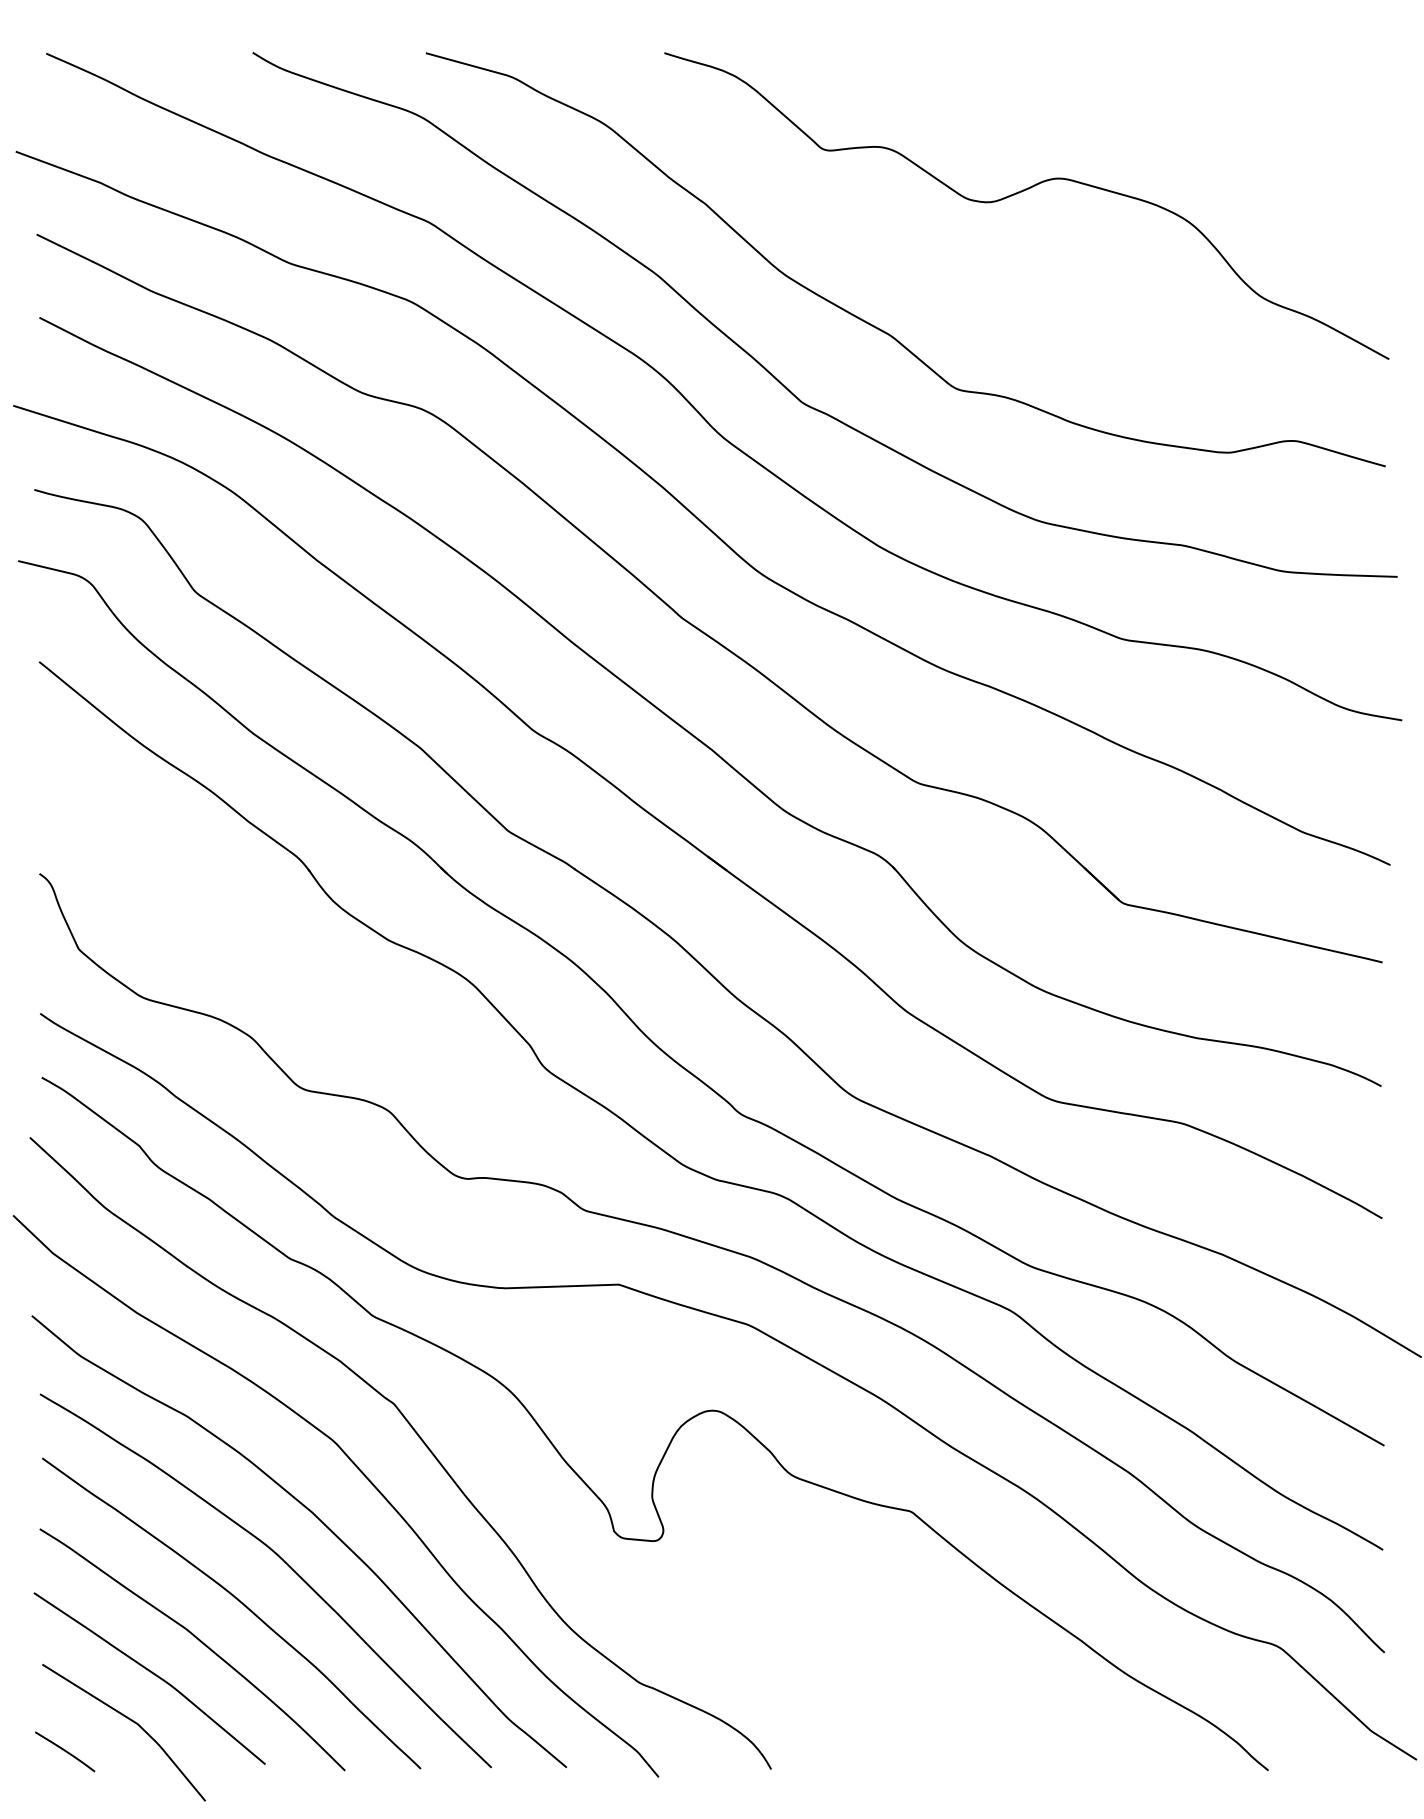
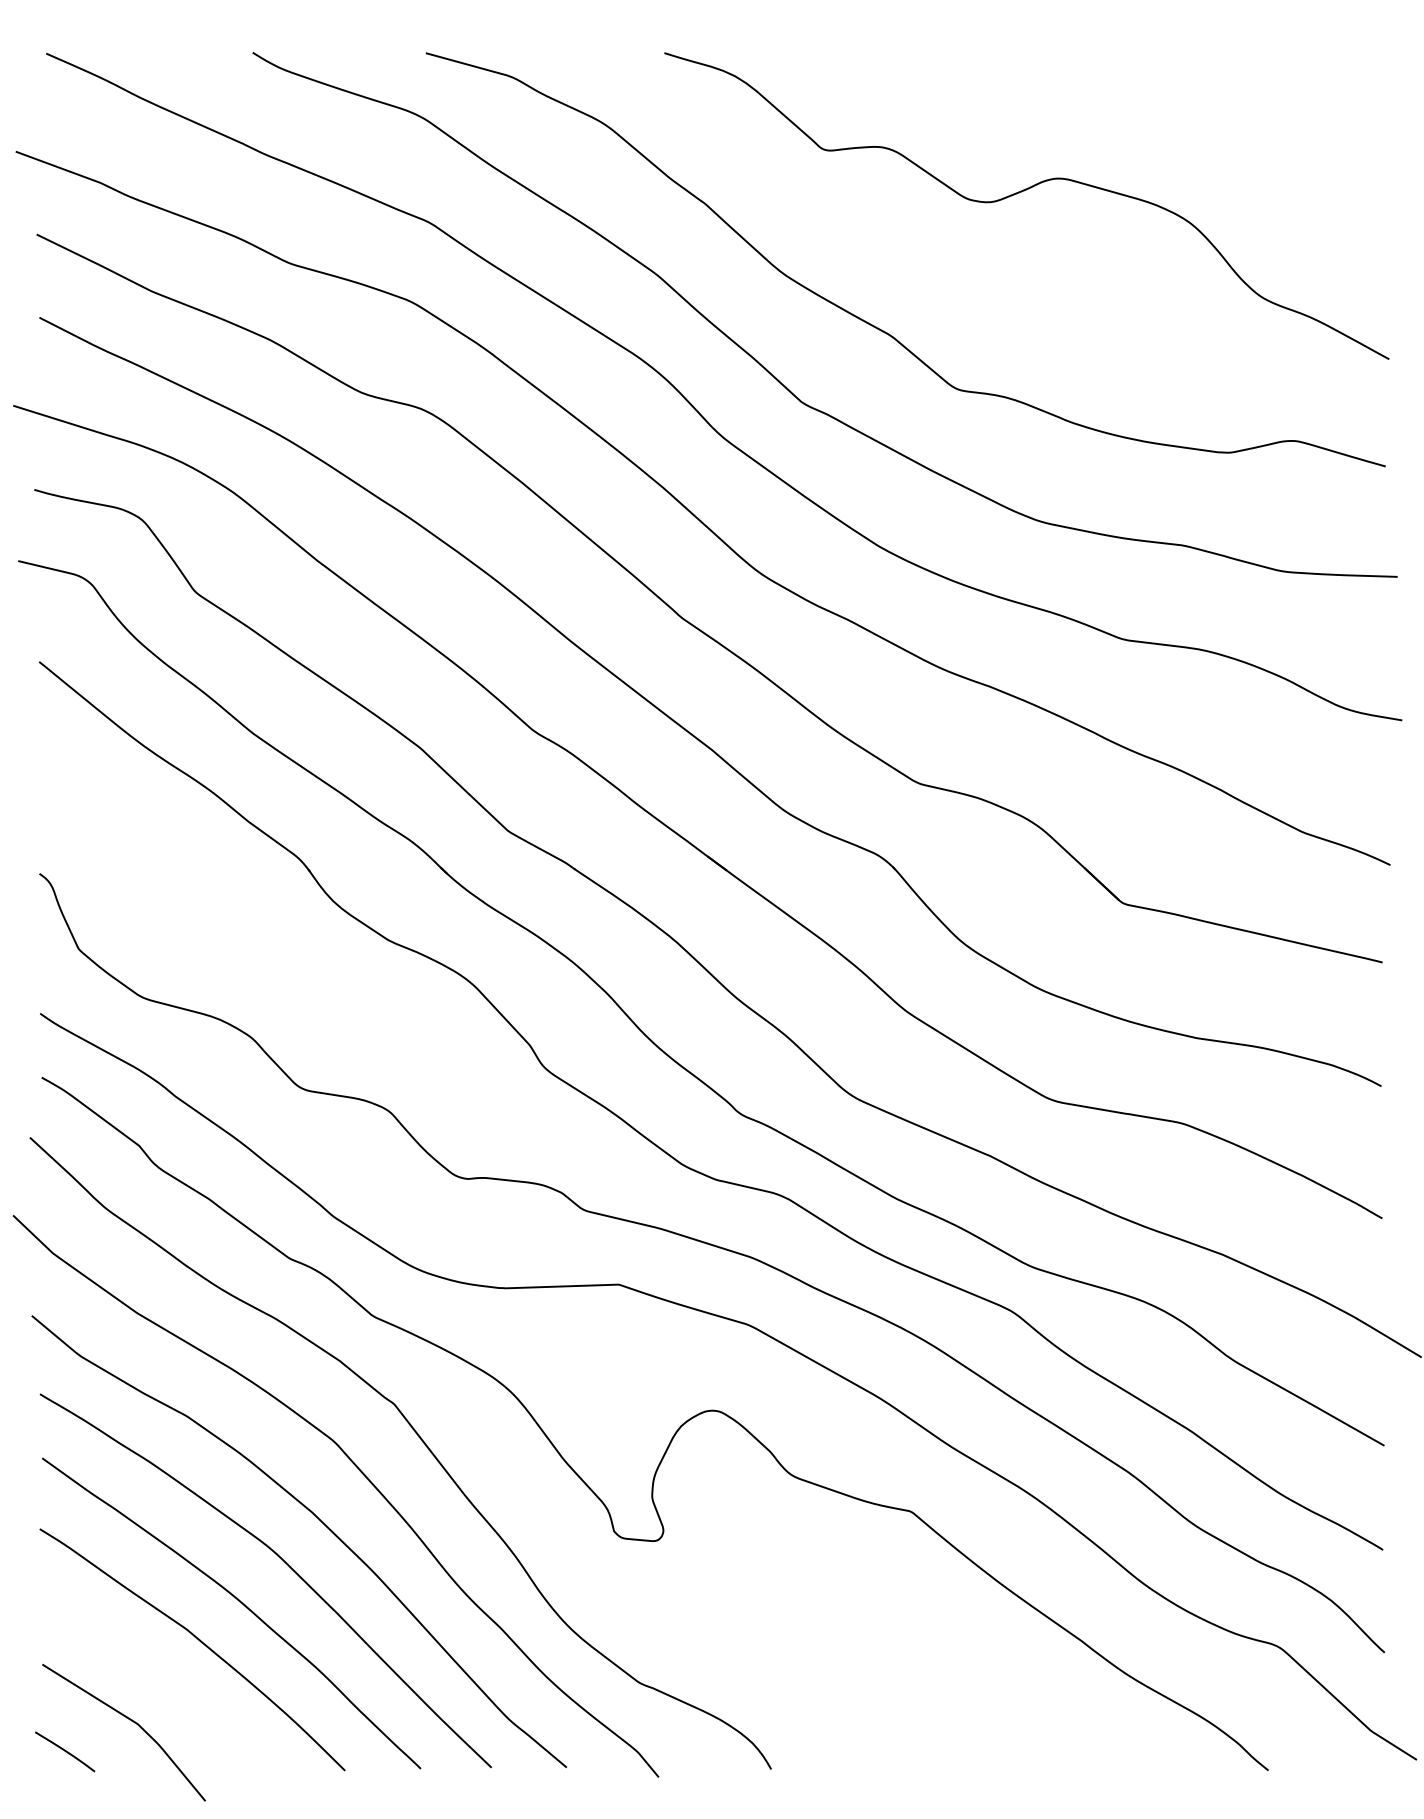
curve: present -> none (151, 1673)
